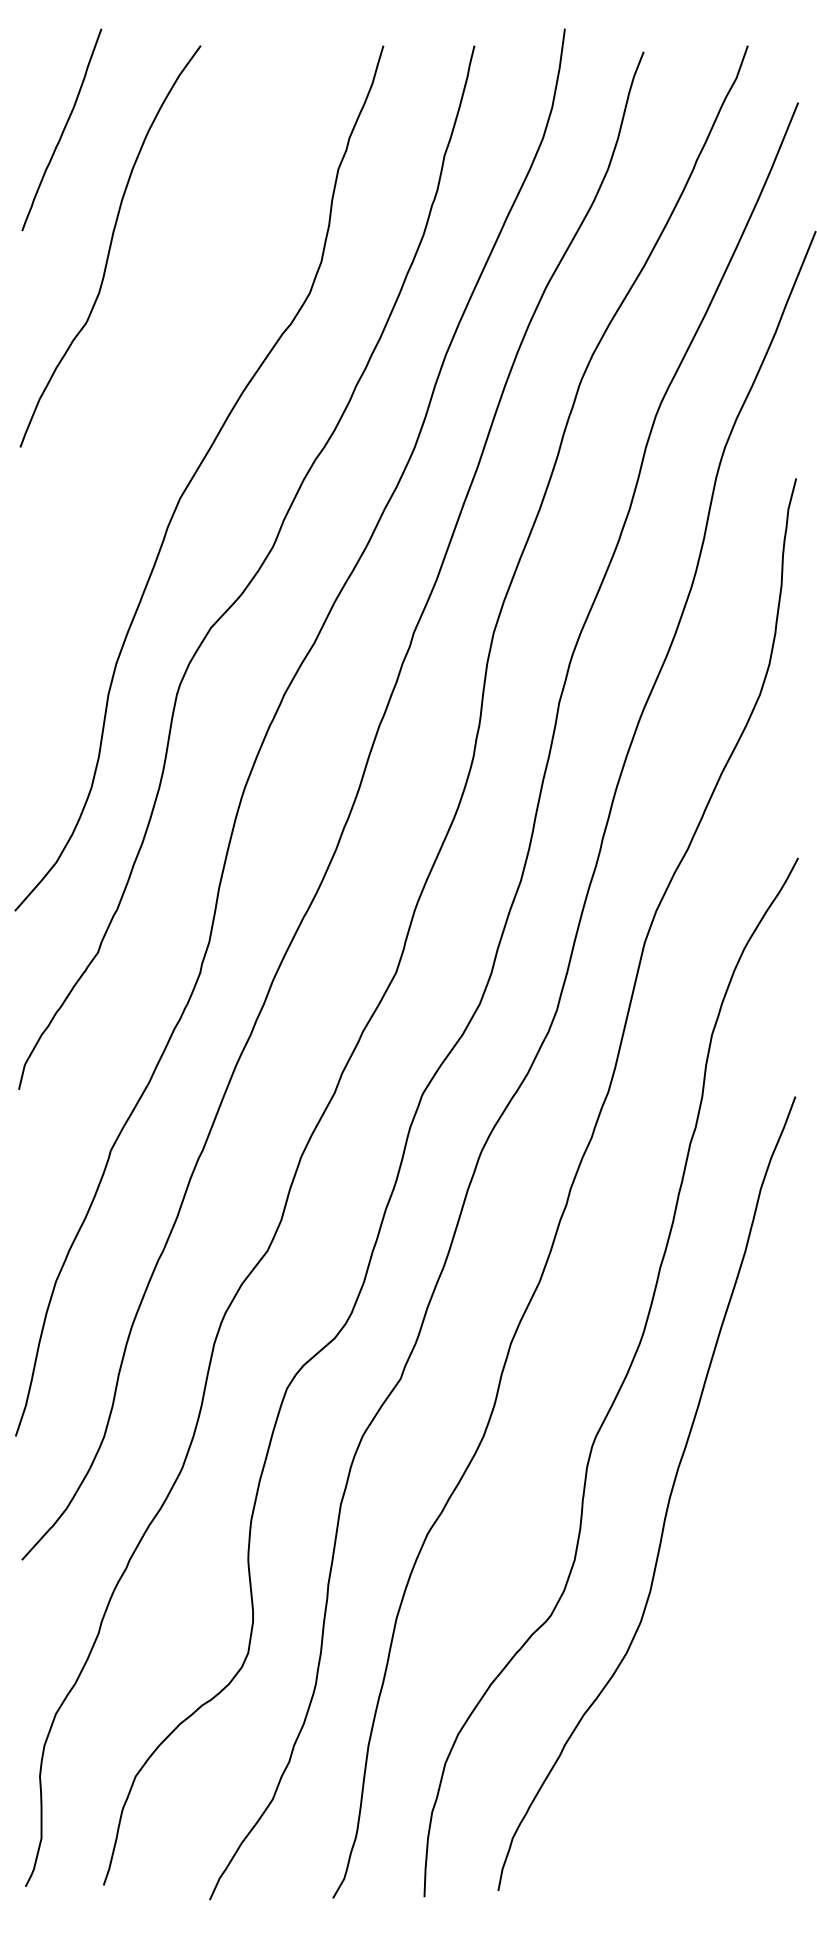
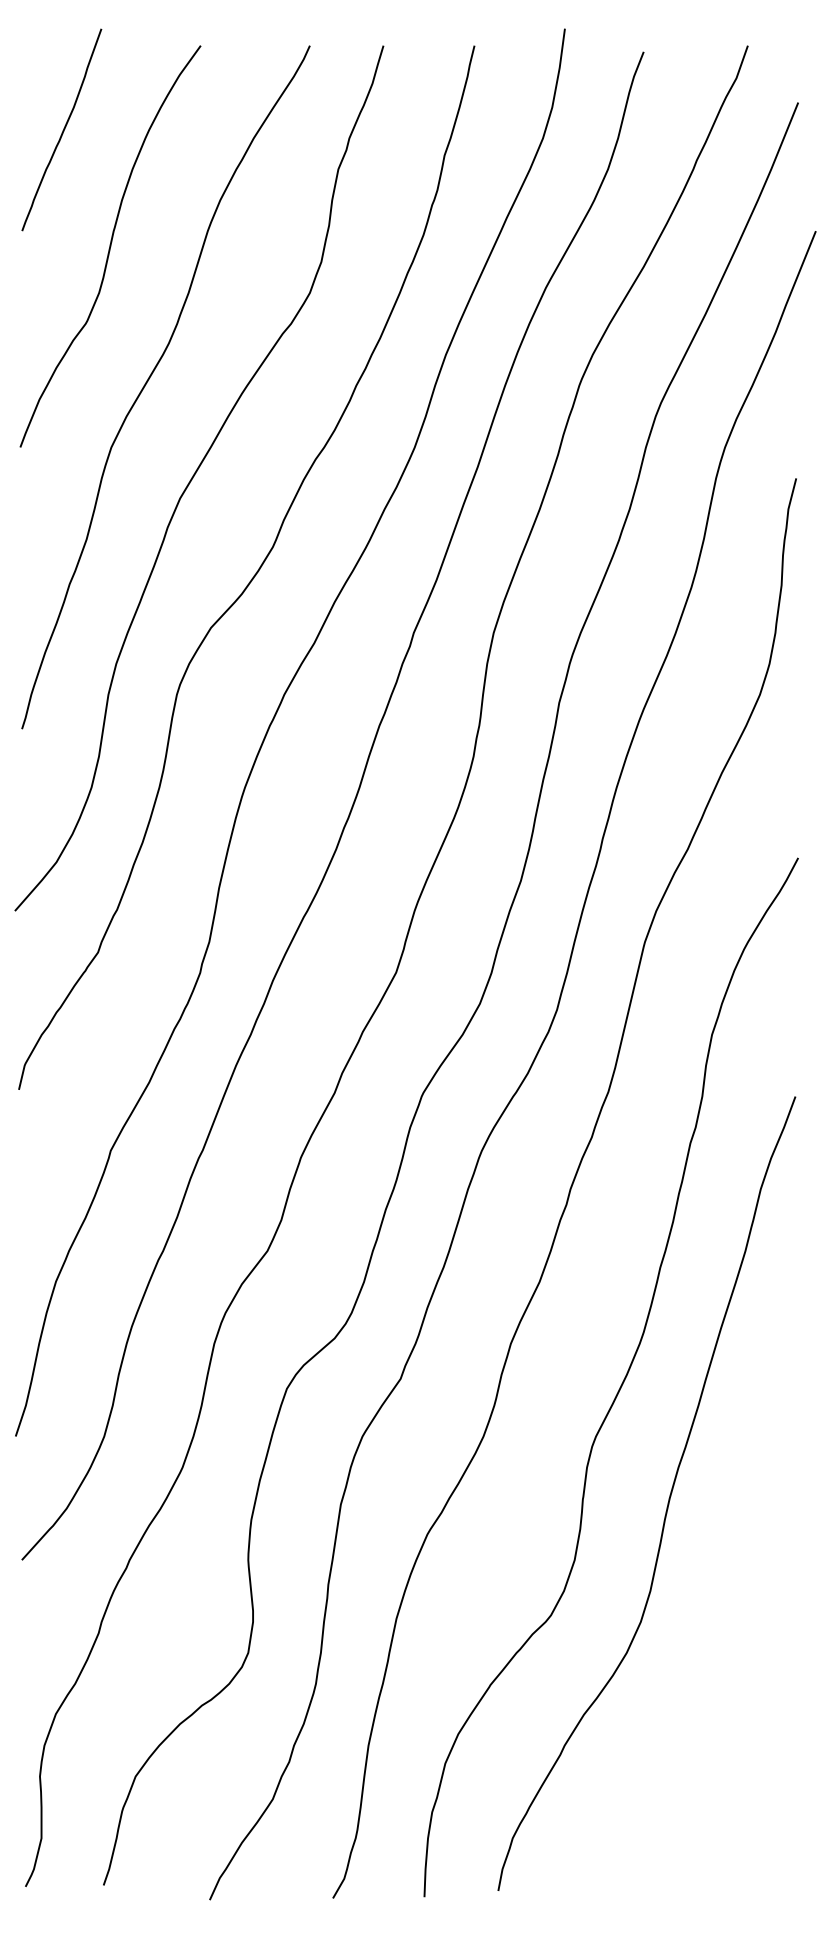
curve: none -> present (150, 378)
